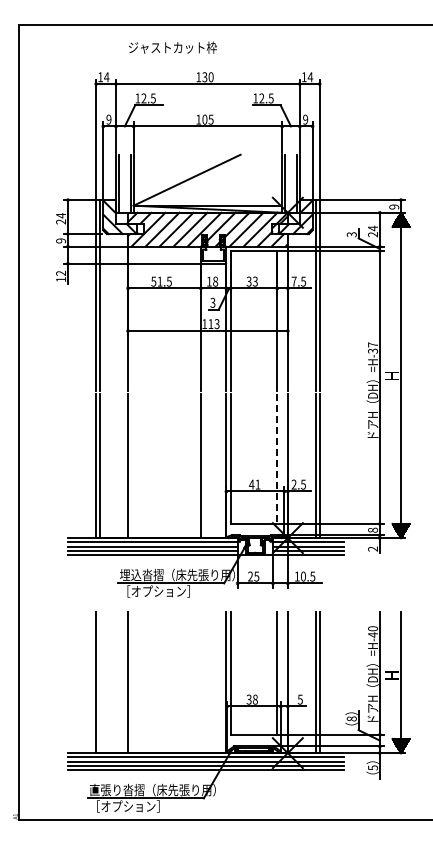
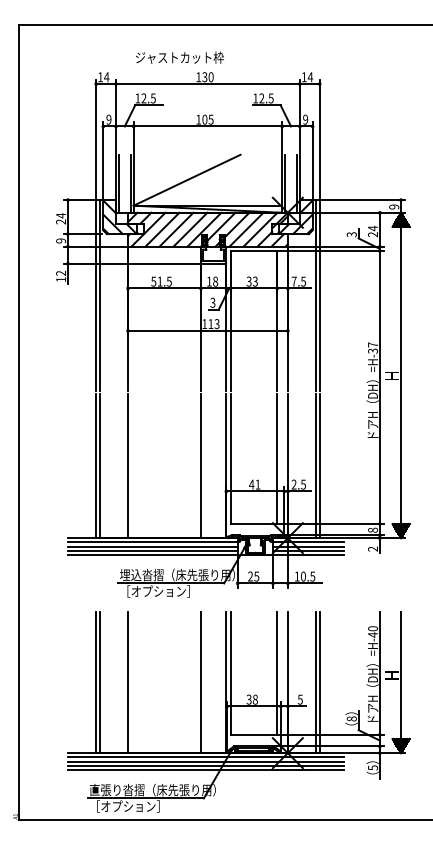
text position: (172, 47) -> (179, 57) (179, 57)
line: dashed -> solid (277, 459)
line: none -> present (99, 682)
line: none -> present (200, 682)
